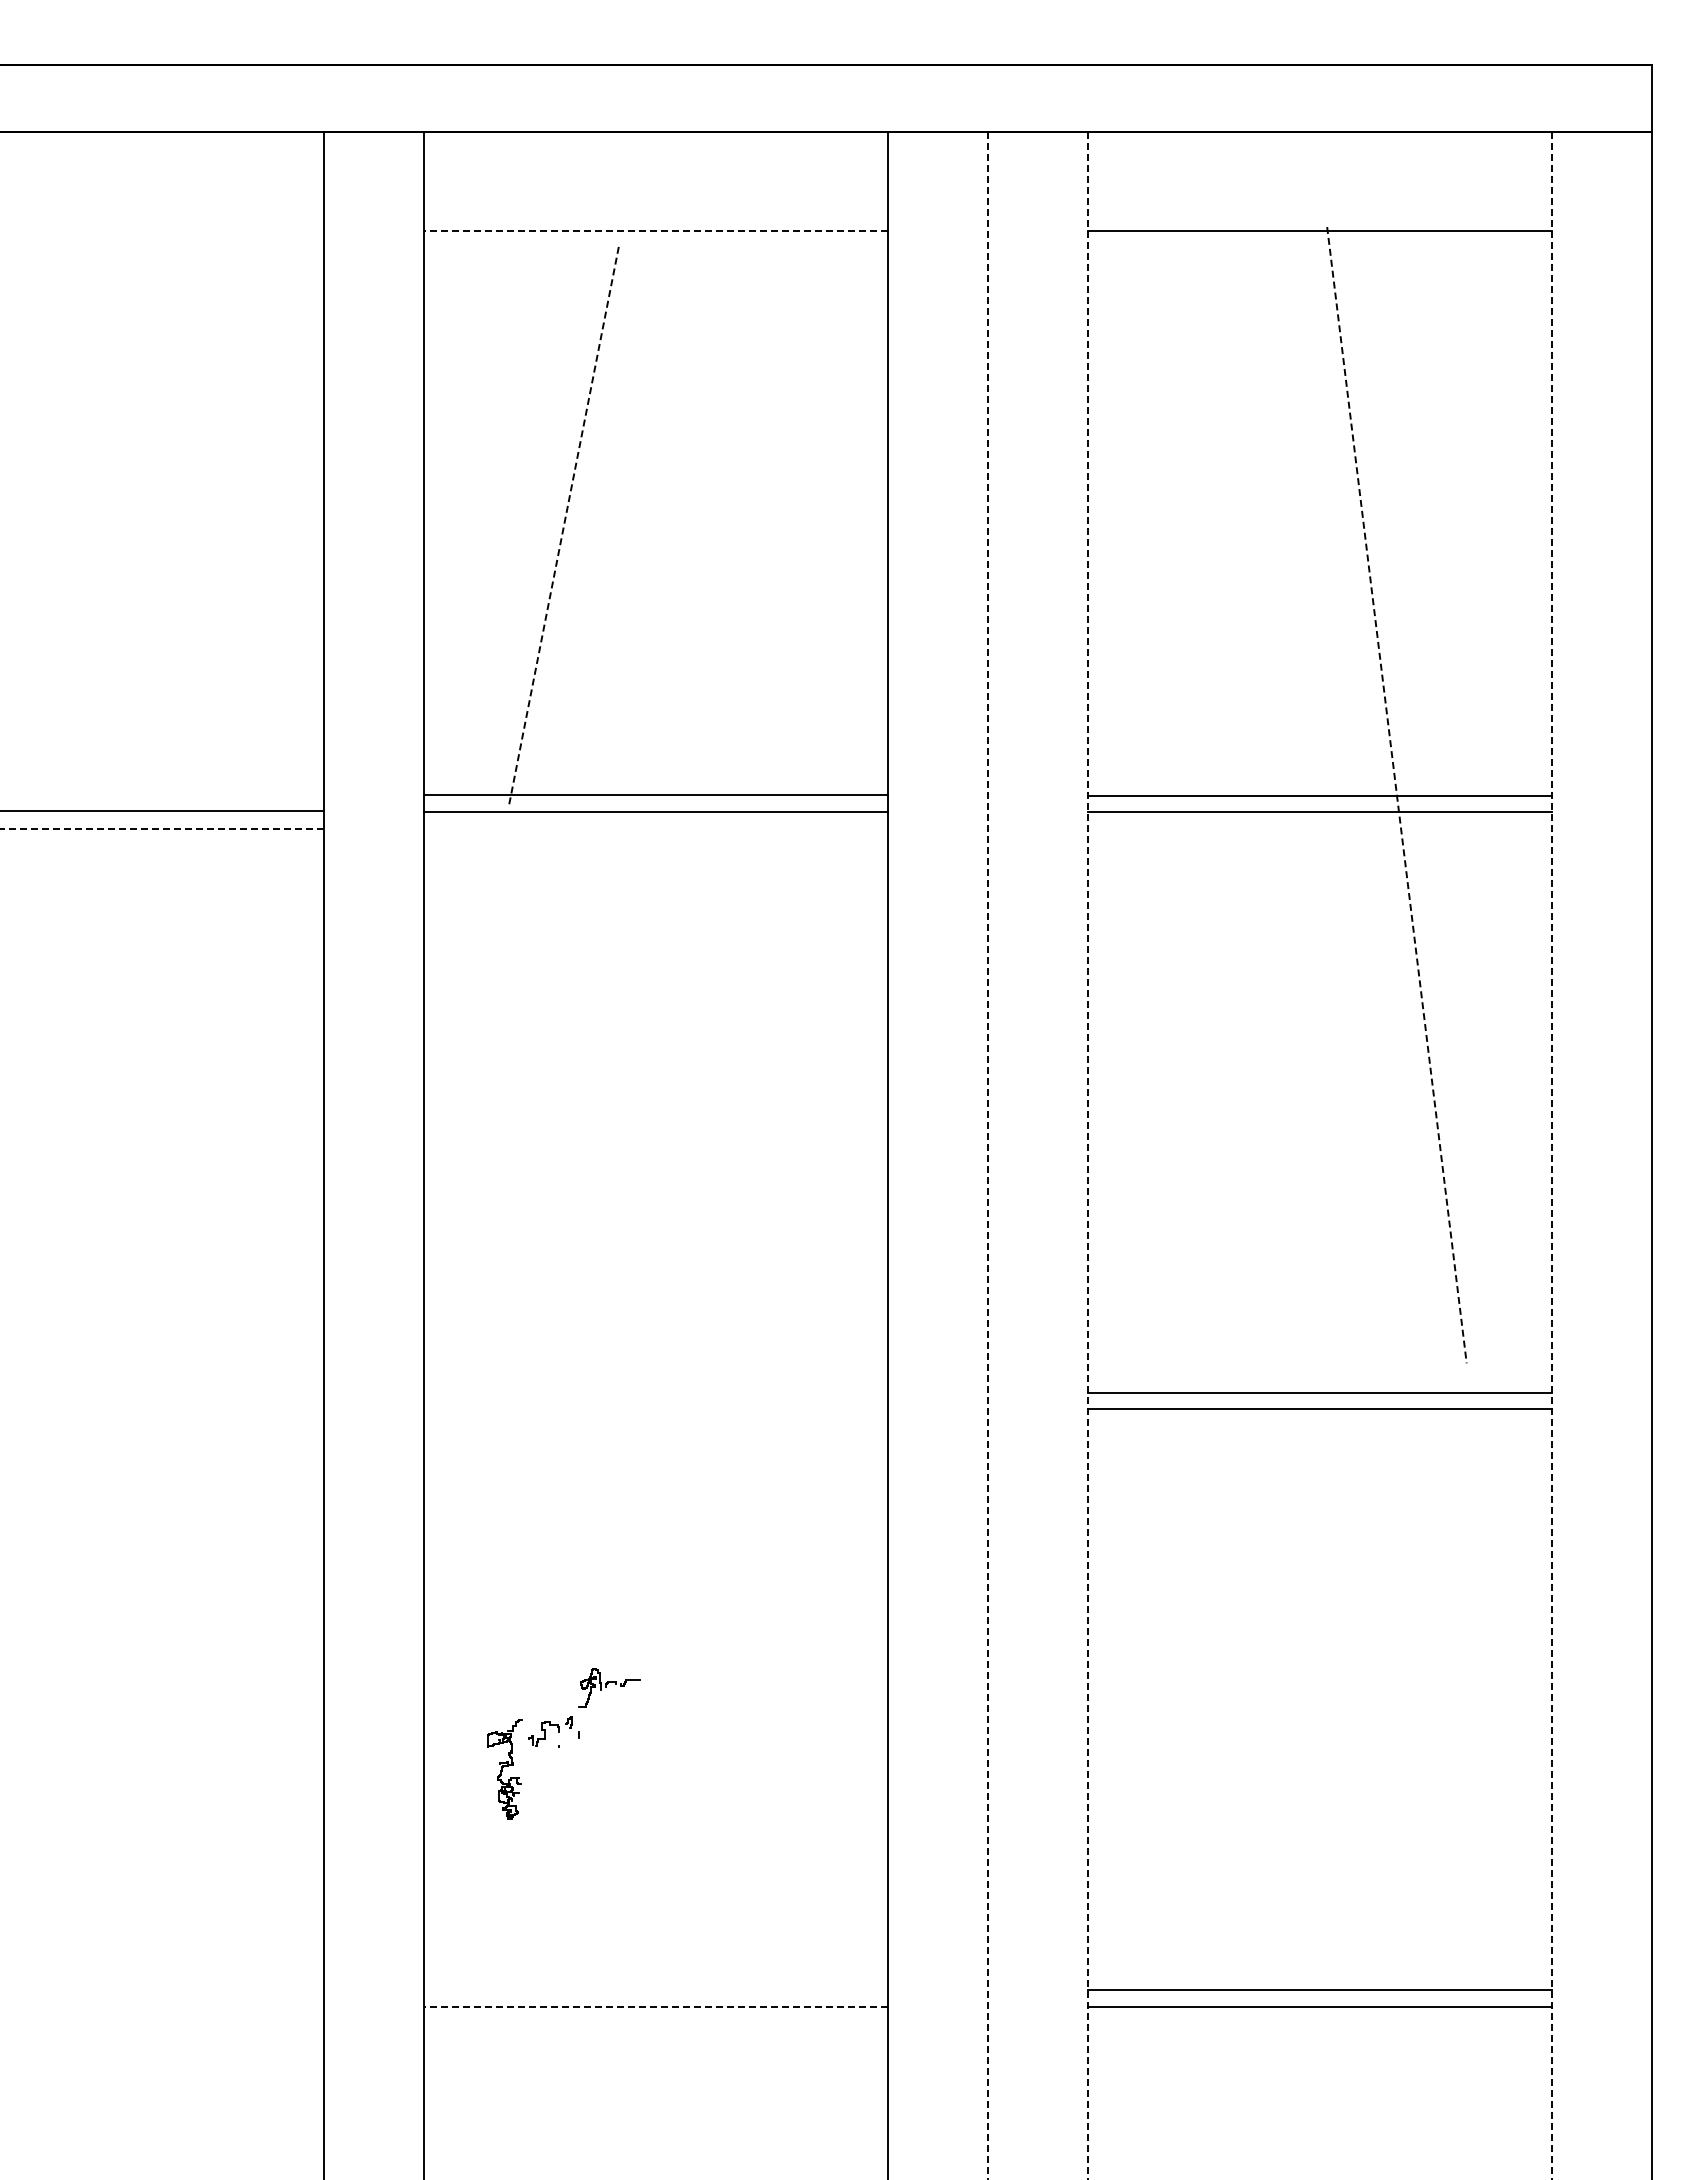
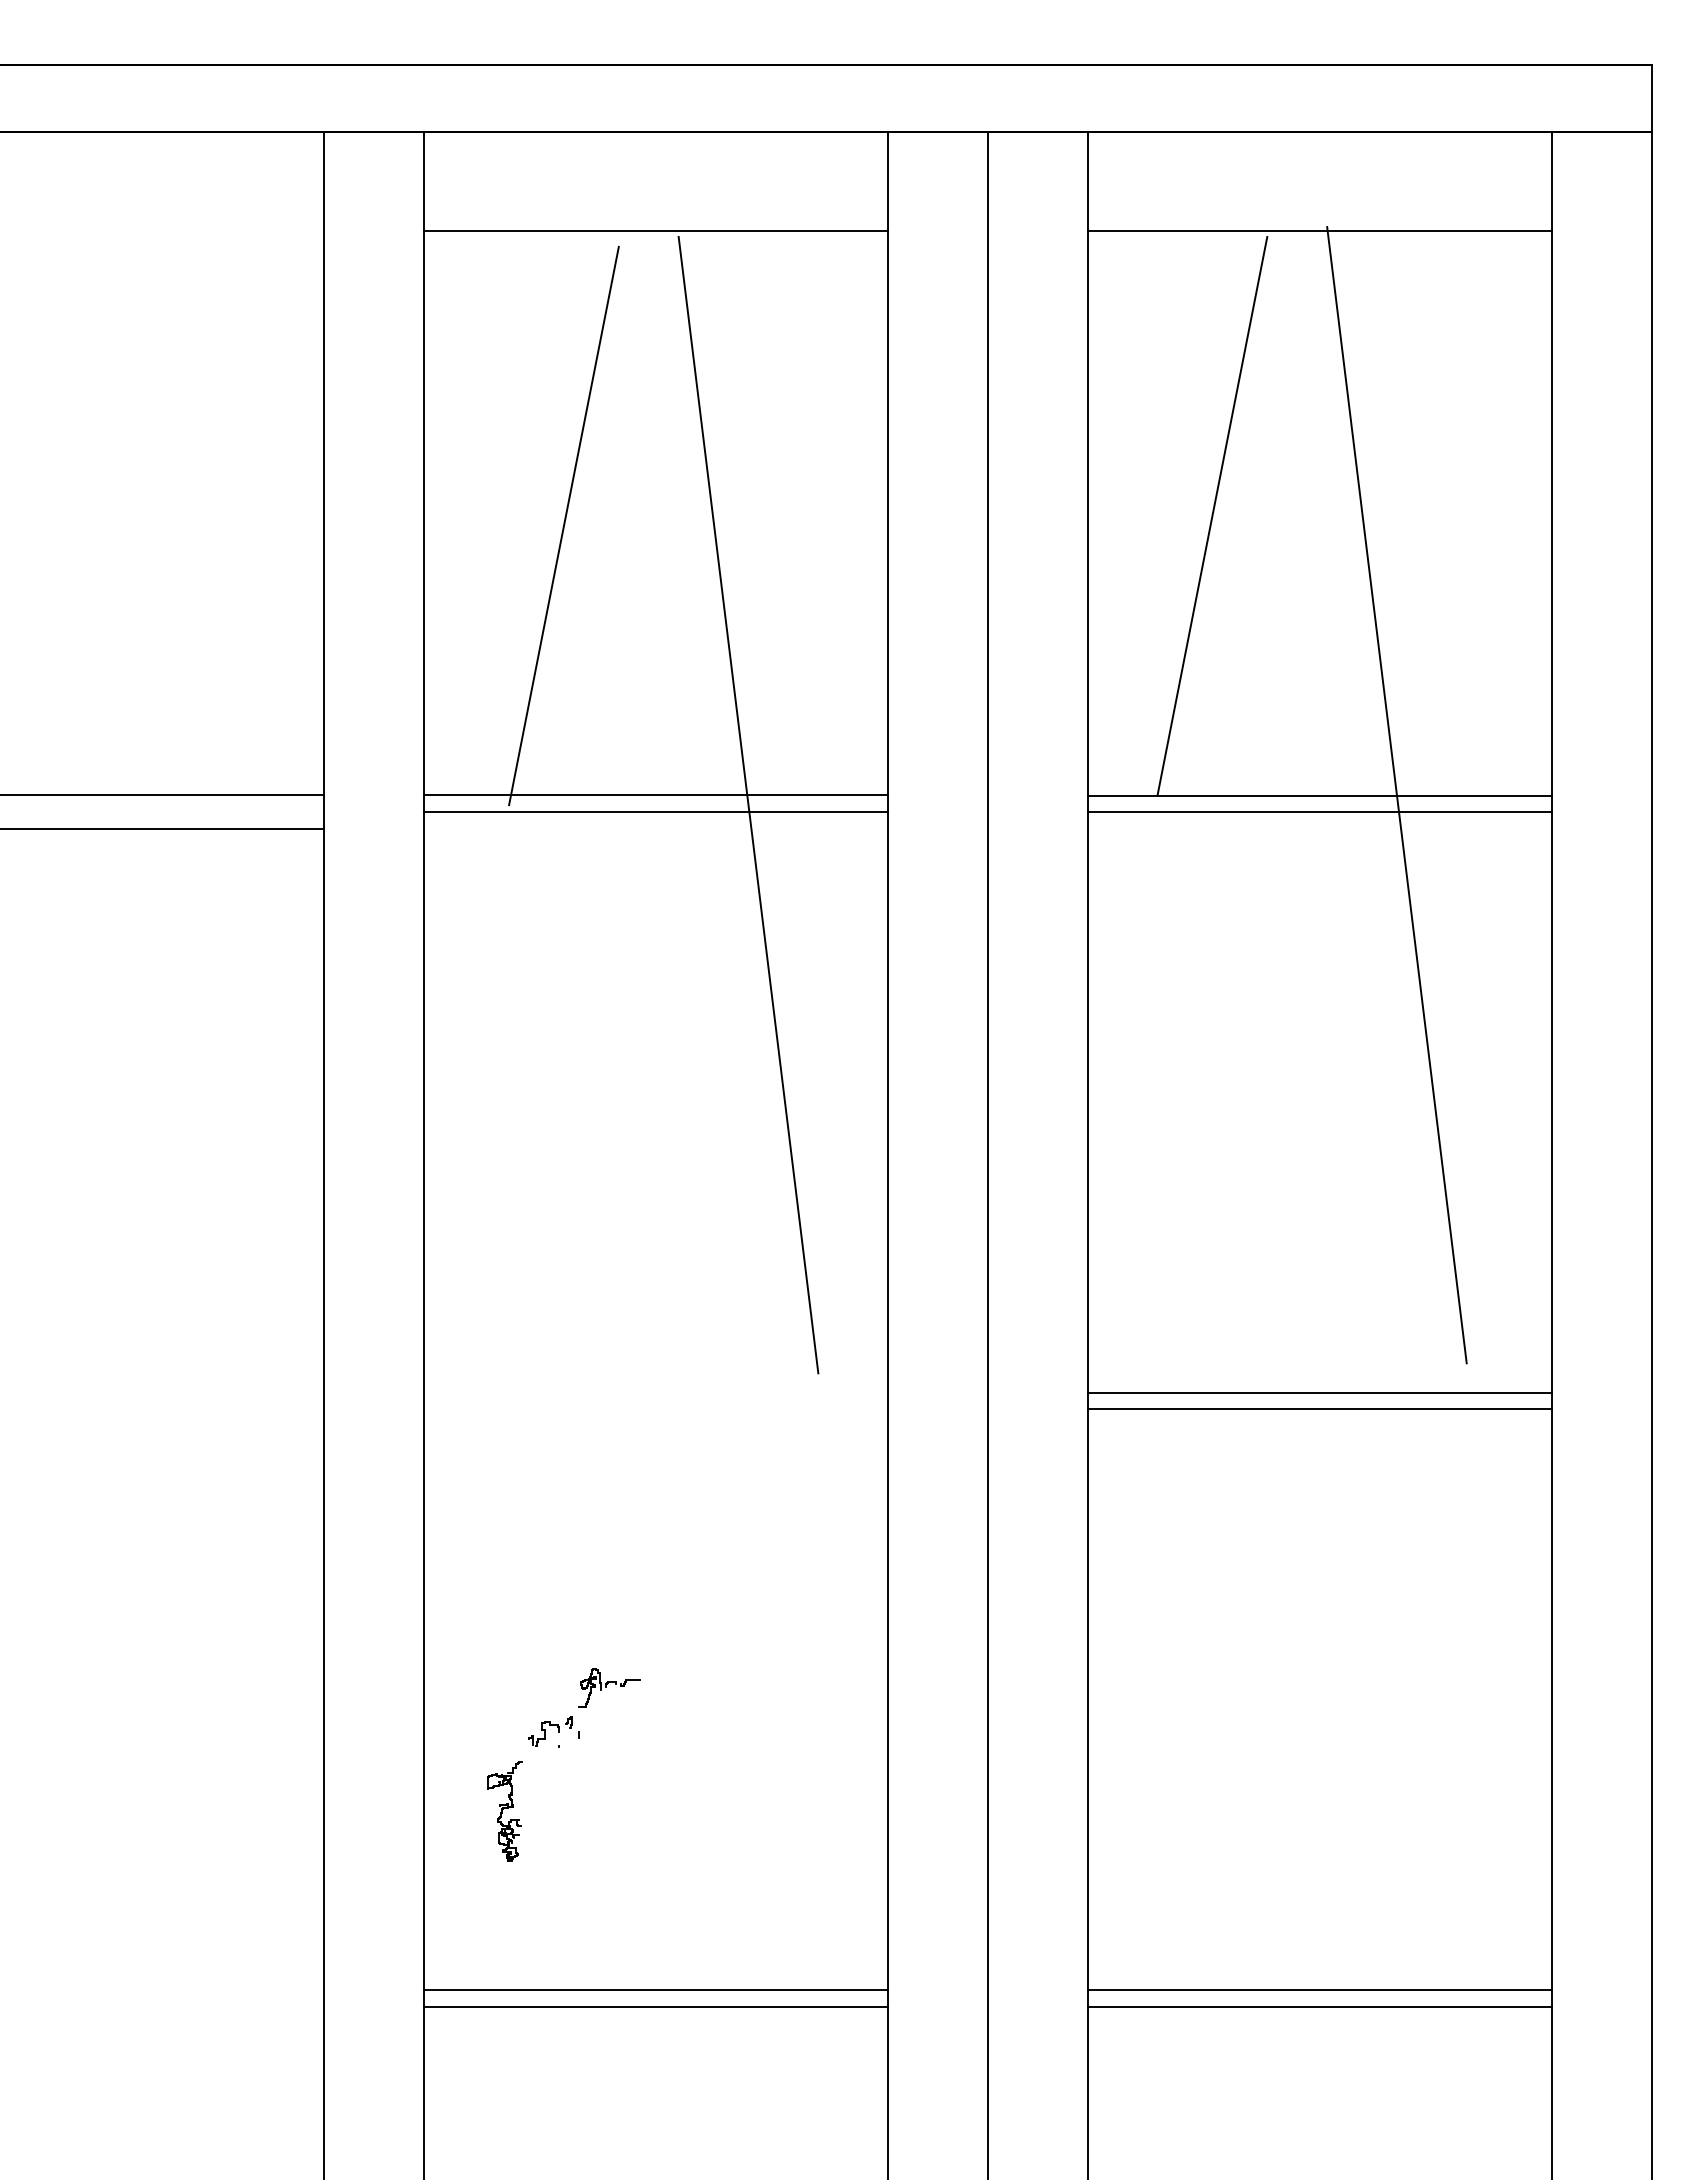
line: dashed -> solid (655, 231)
line: none -> present (1212, 516)
line: dashed -> solid (563, 526)
line: dashed -> solid (1397, 795)
line: none -> present (748, 804)
line position: (163, 811) -> (163, 795) (163, 795)
line: dashed -> solid (162, 828)
line: dashed -> solid (987, 1155)
line: dashed -> solid (1087, 1155)
line: dashed -> solid (1552, 1155)
part position: (504, 1769) -> (504, 1811) (504, 1811)
line: none -> present (655, 1990)
line: dashed -> solid (655, 2006)
